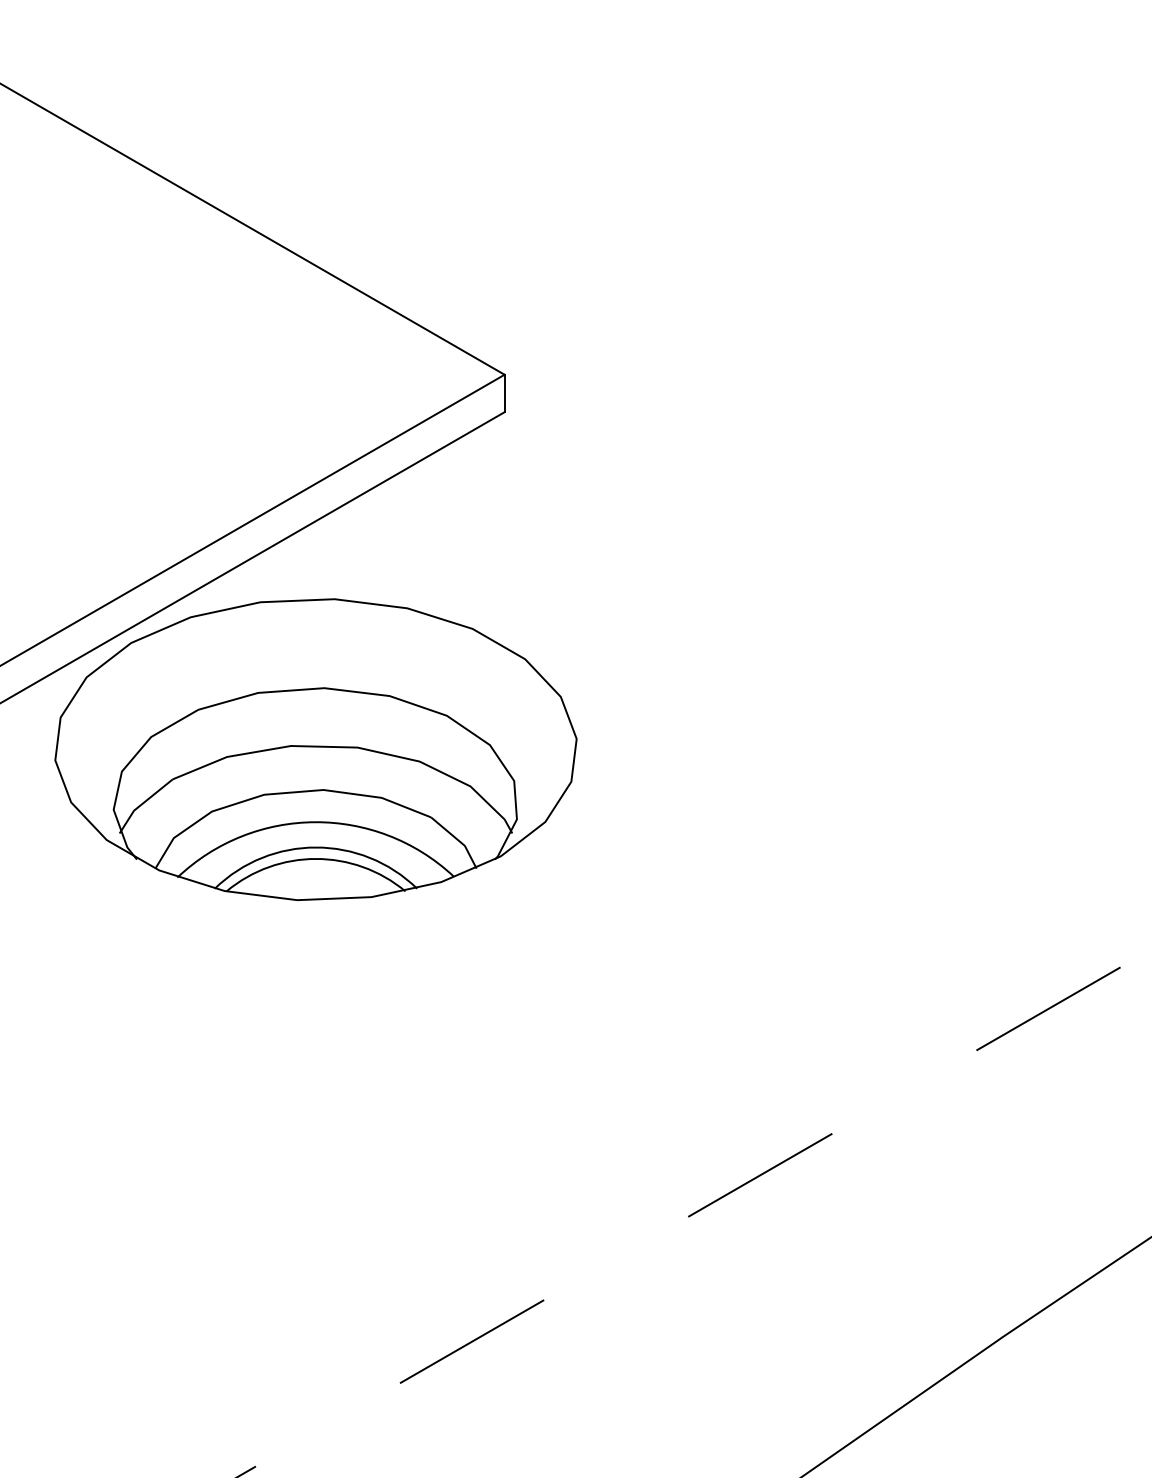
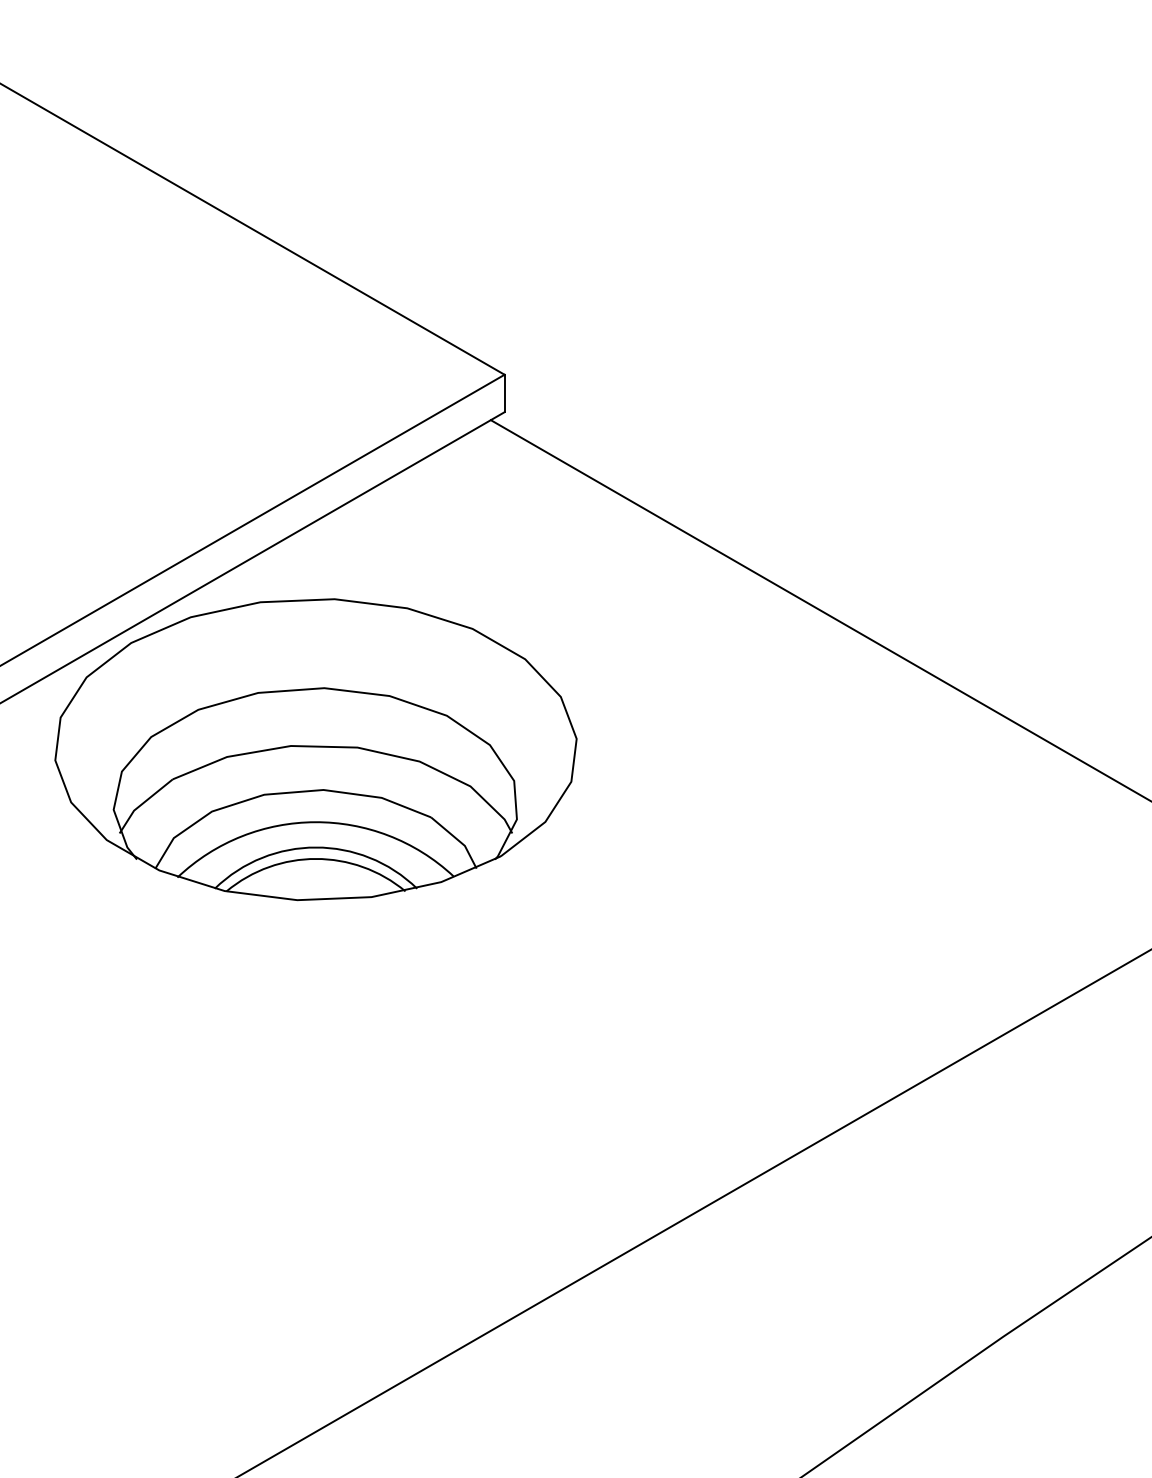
line: none -> present (819, 609)
line: dashed -> solid (694, 1213)
